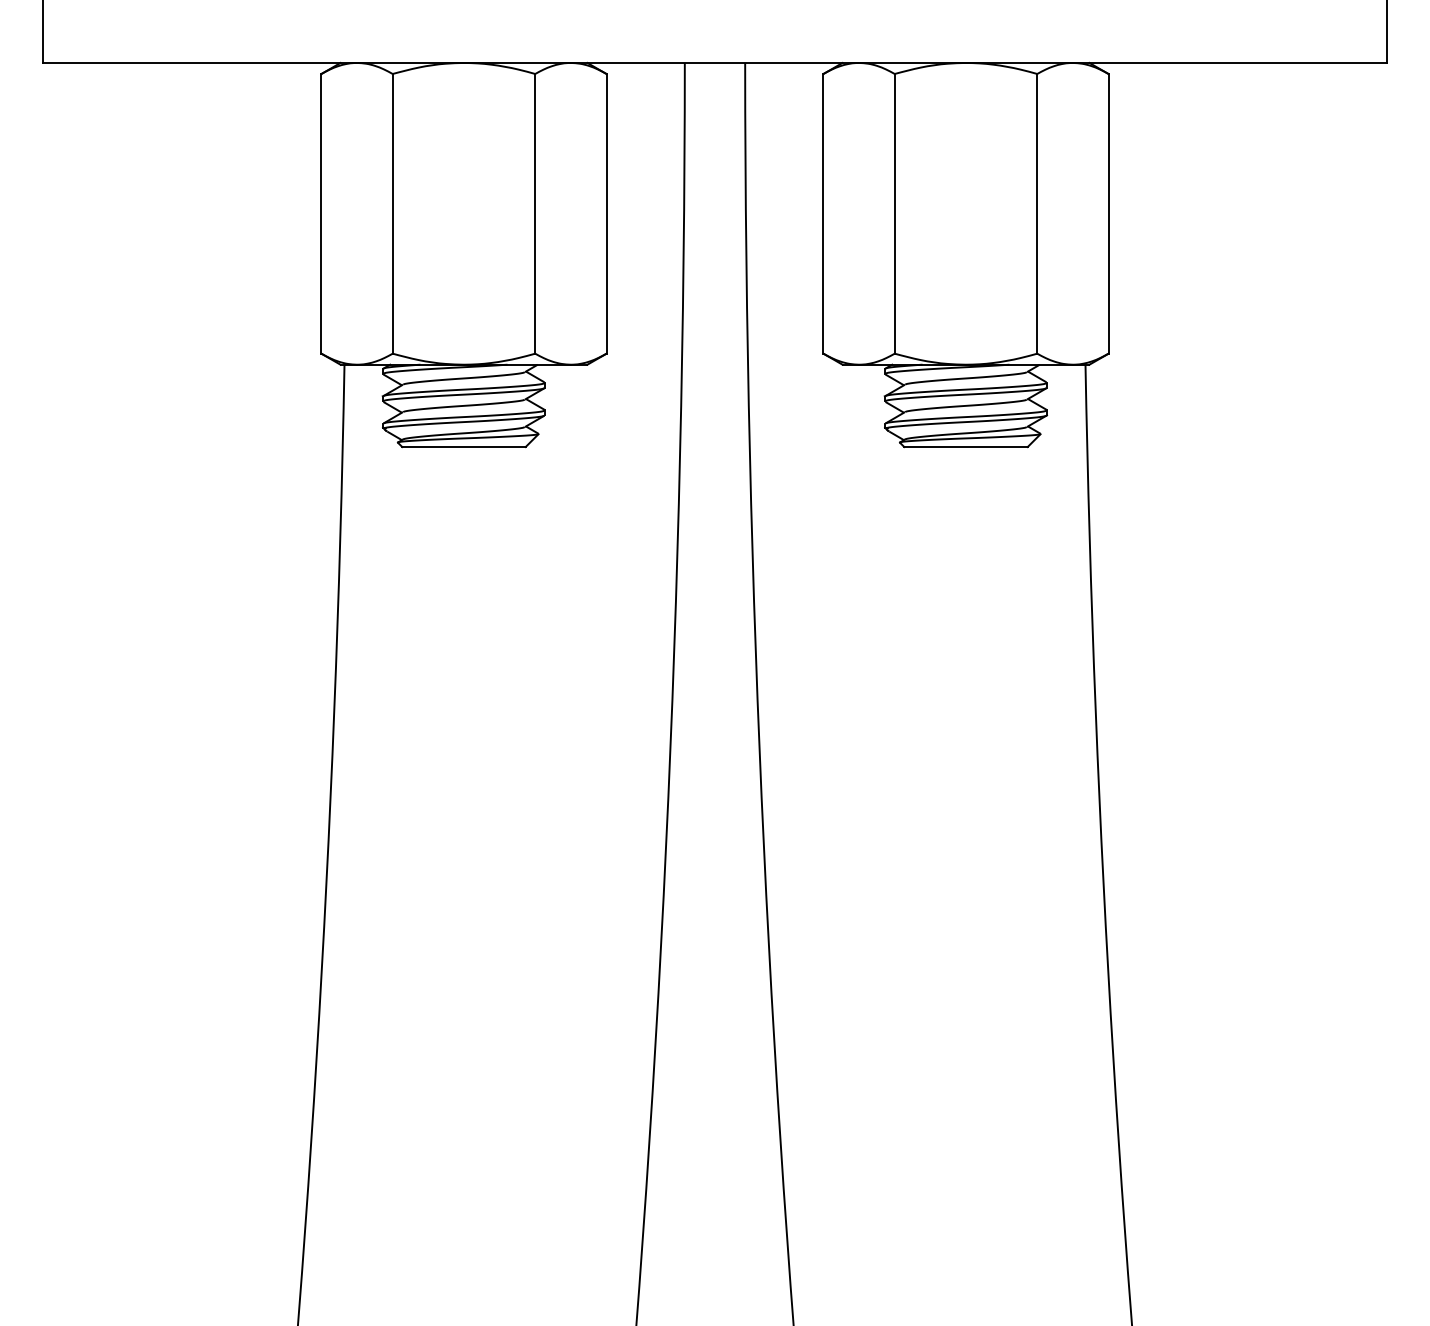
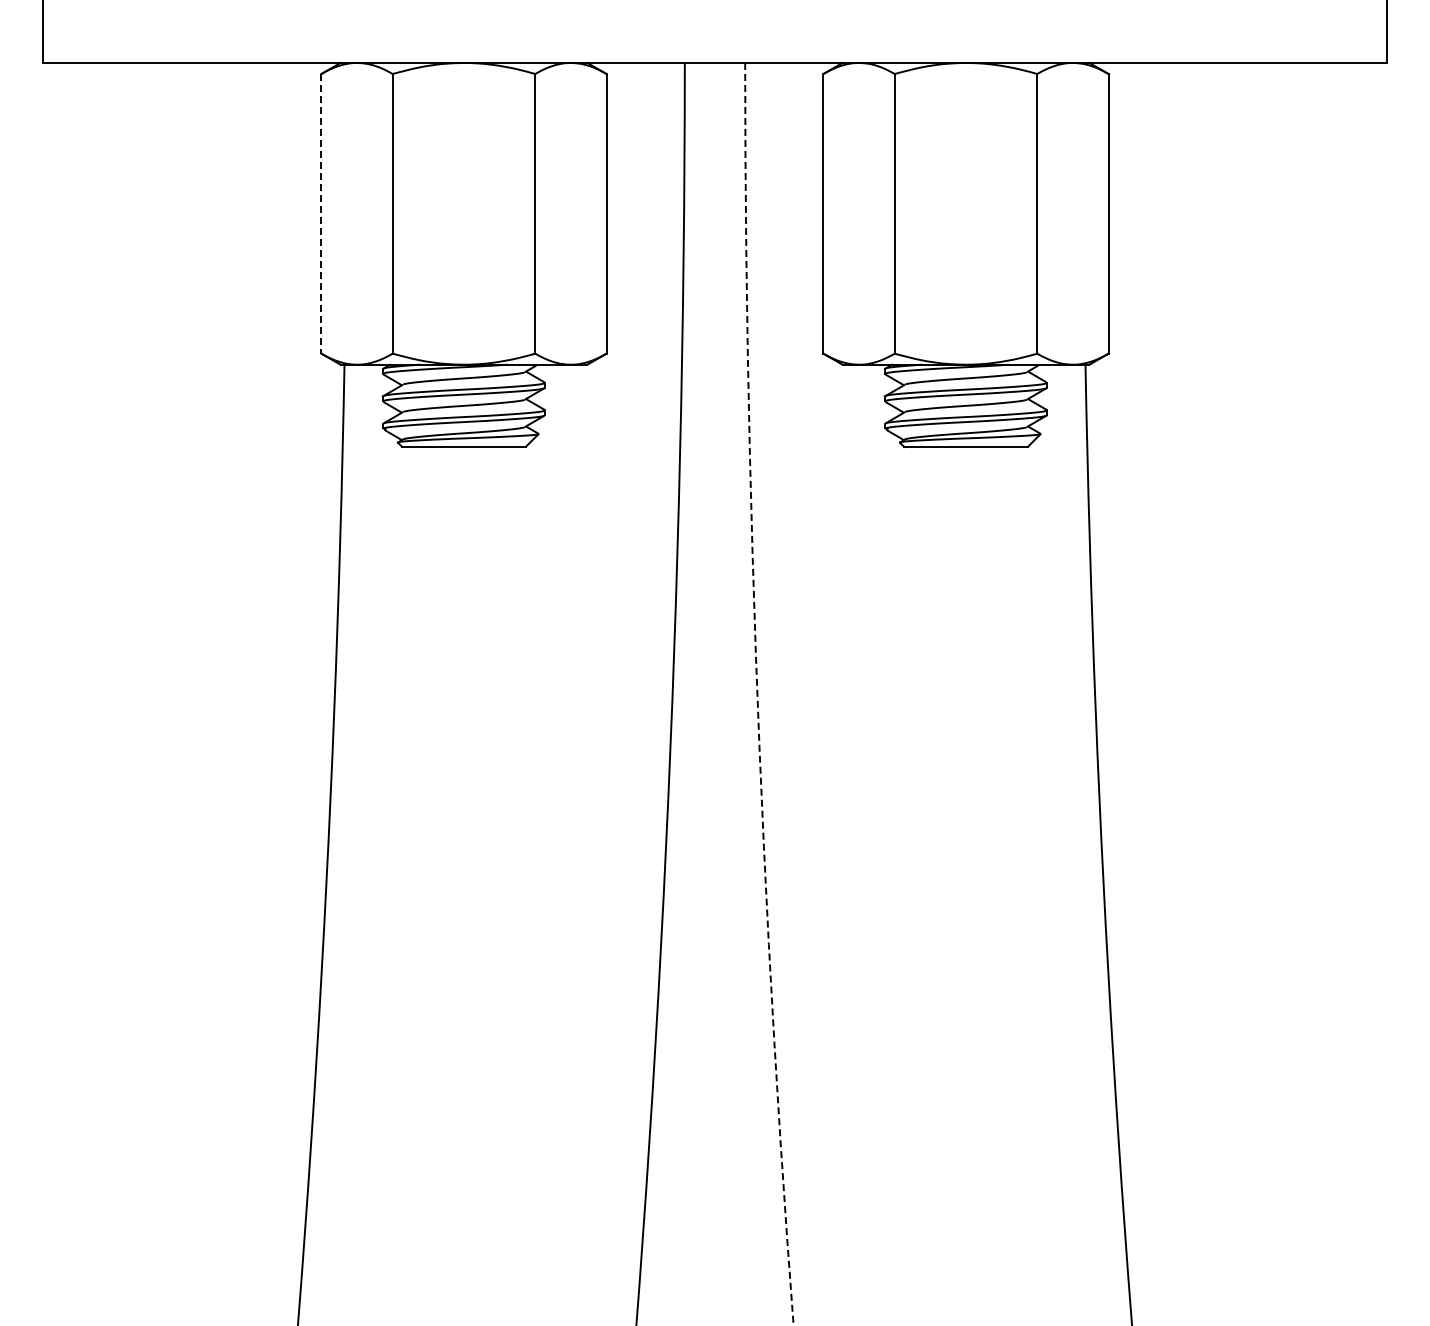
line: solid -> dashed (321, 213)
arc: solid -> dashed (757, 692)
